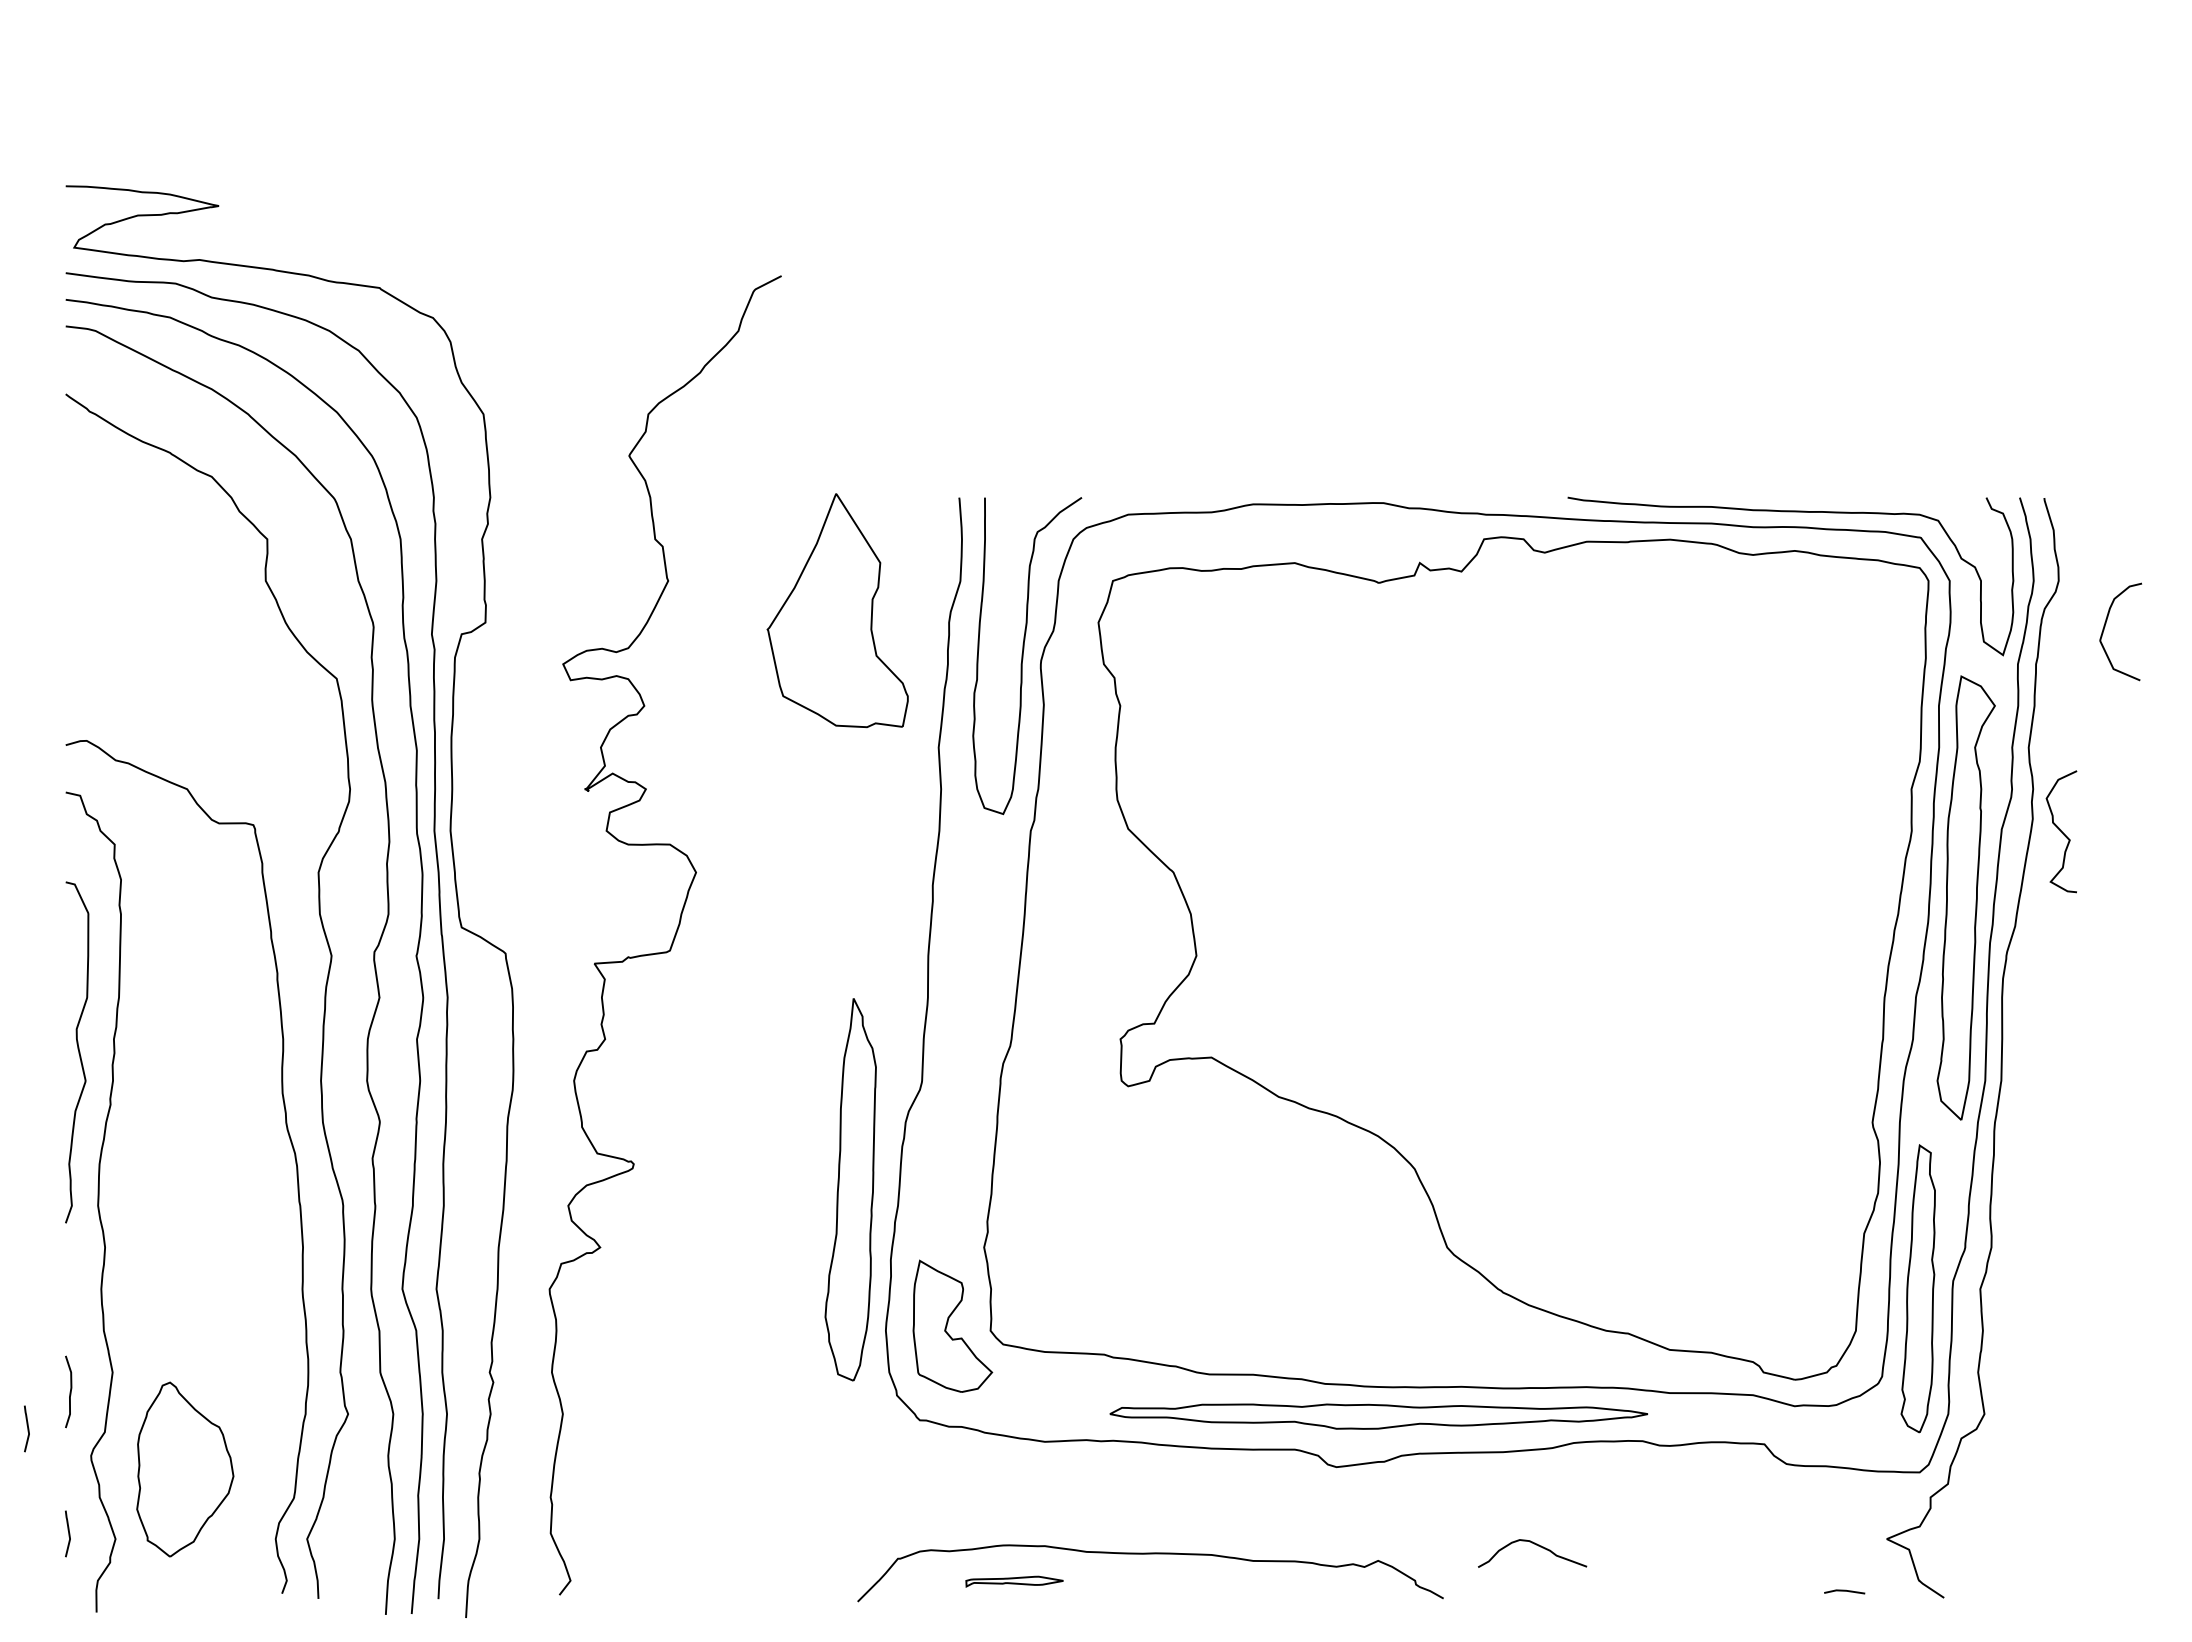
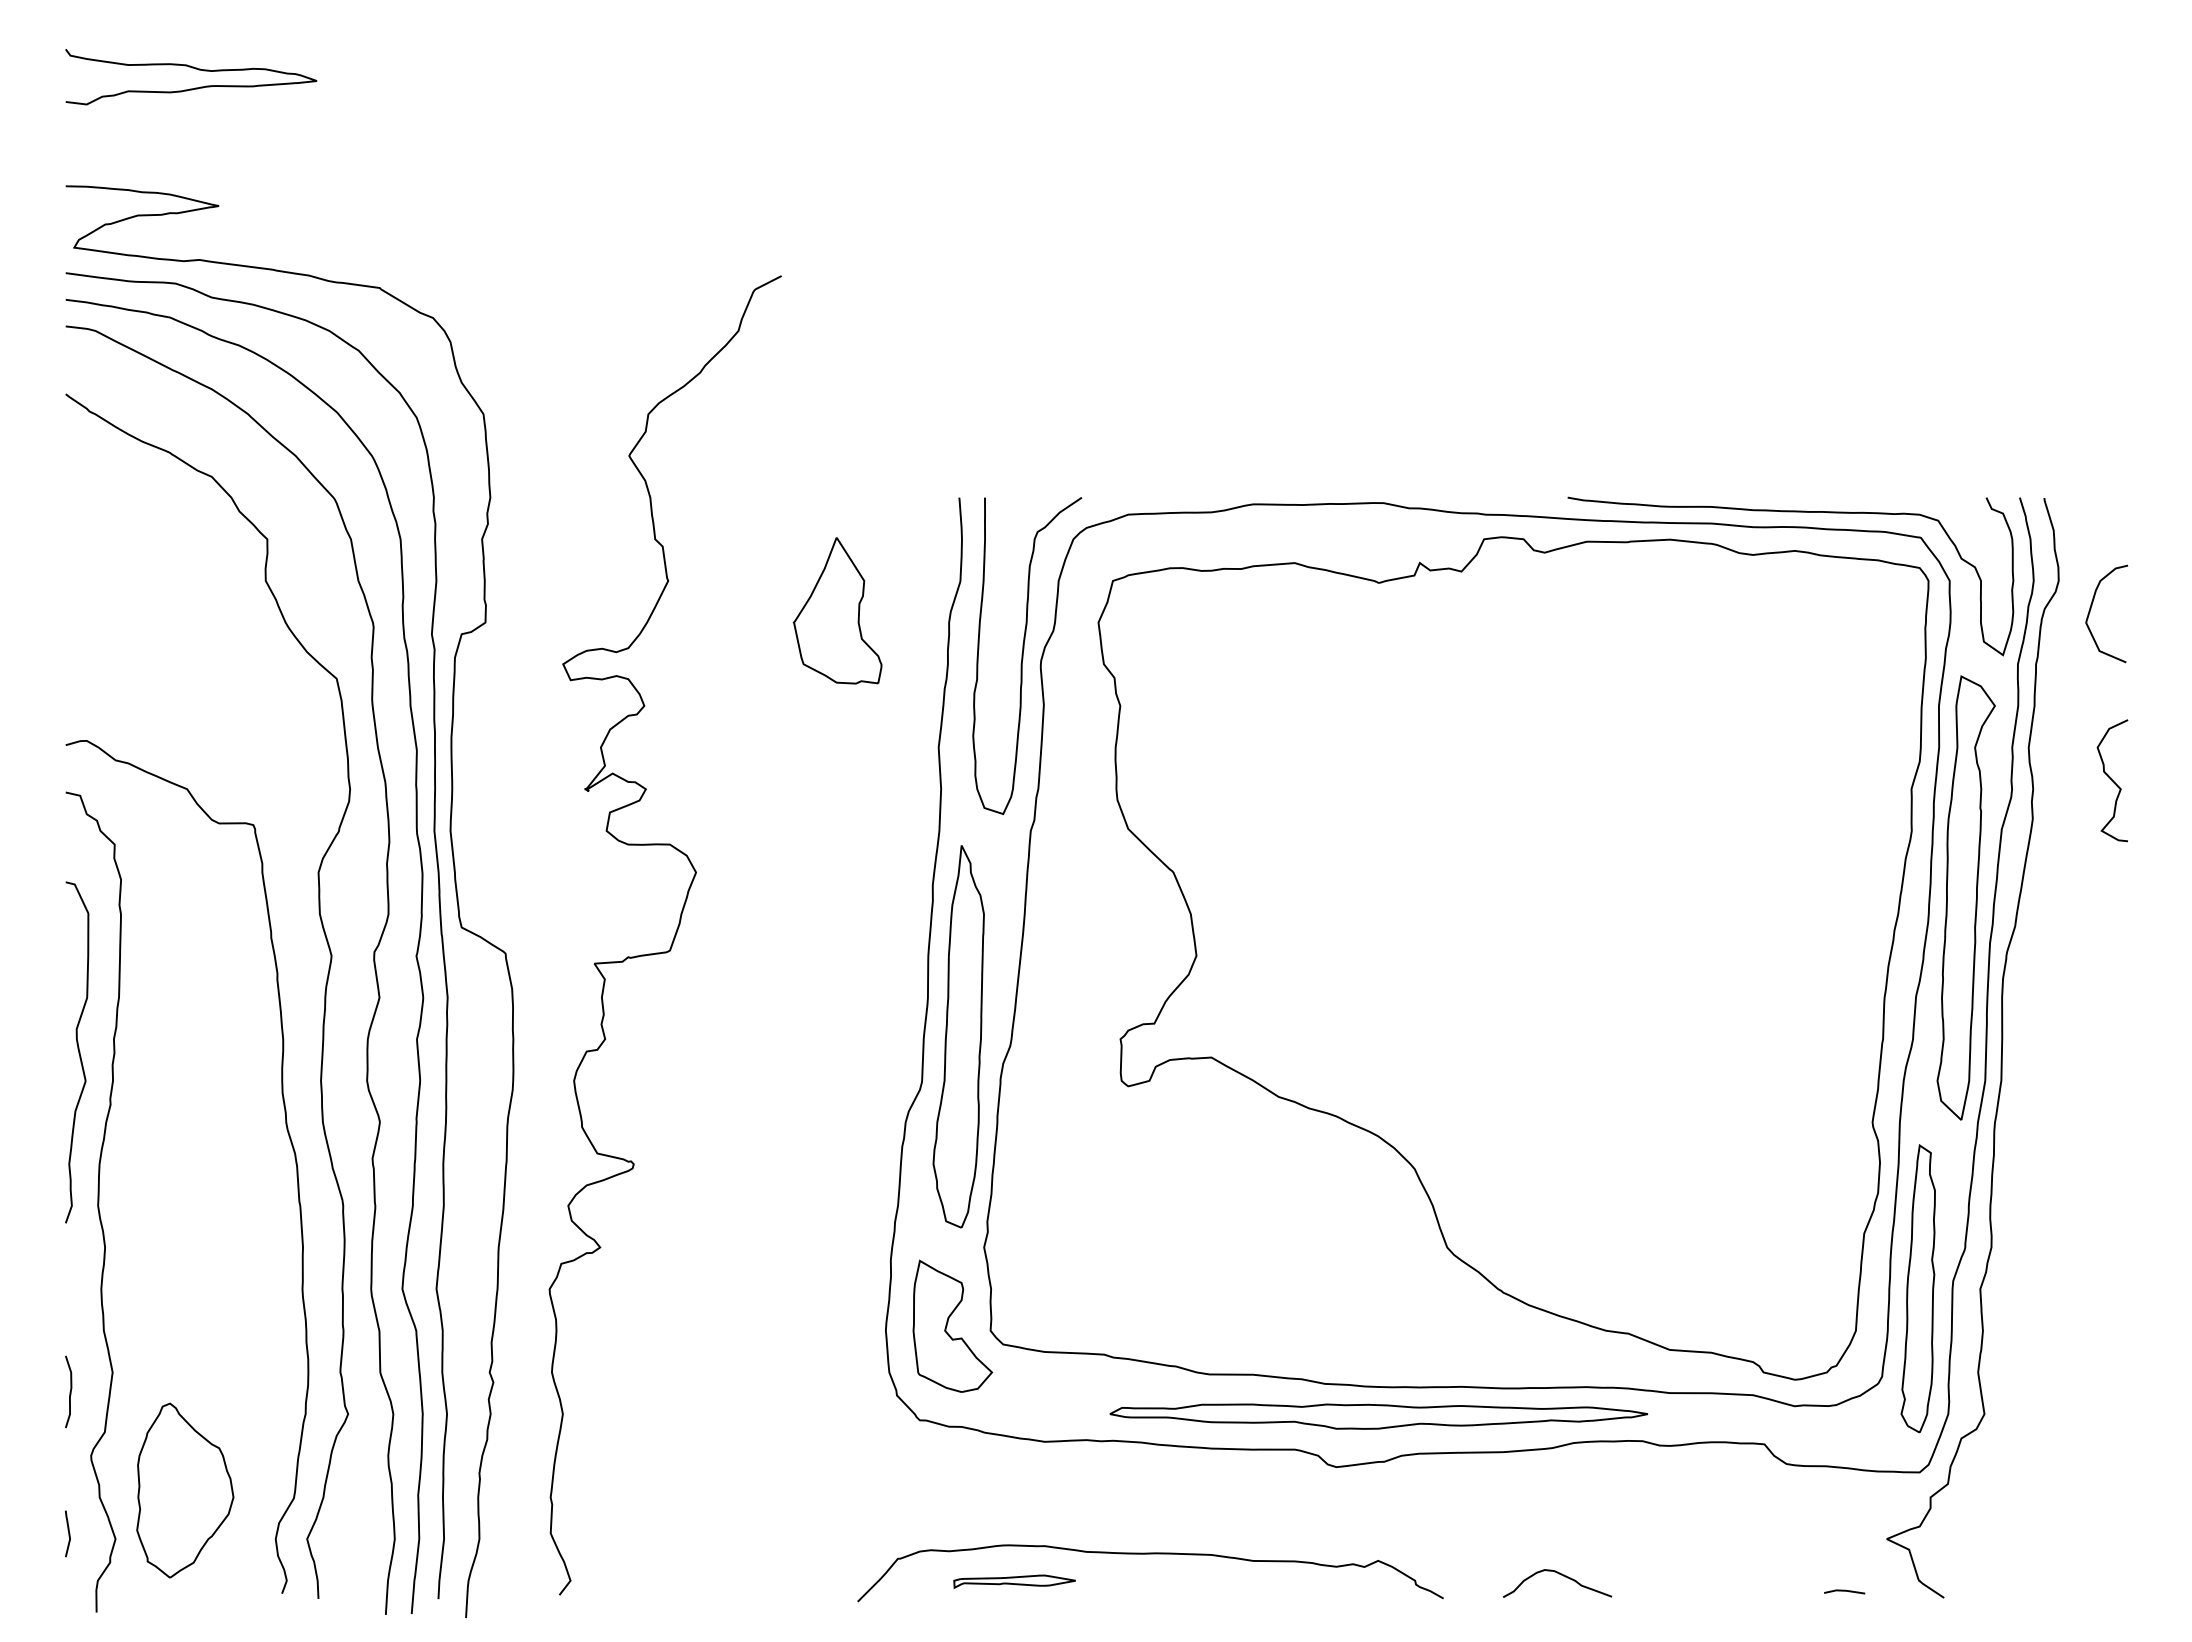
curve: none -> present (195, 69)
part size: 143x236 px -> 91x148 px (837, 610)
curve position: (2105, 627) -> (2091, 609) (2091, 609)
curve position: (2061, 831) -> (2112, 780) (2112, 780)
part position: (850, 1189) -> (958, 1036) (958, 1036)
line: present -> none (27, 1428)
part position: (185, 1469) -> (185, 1490) (185, 1490)
curve position: (1536, 1545) -> (1561, 1575) (1561, 1575)
part size: 99x13 px -> 123x15 px (1014, 1581)
